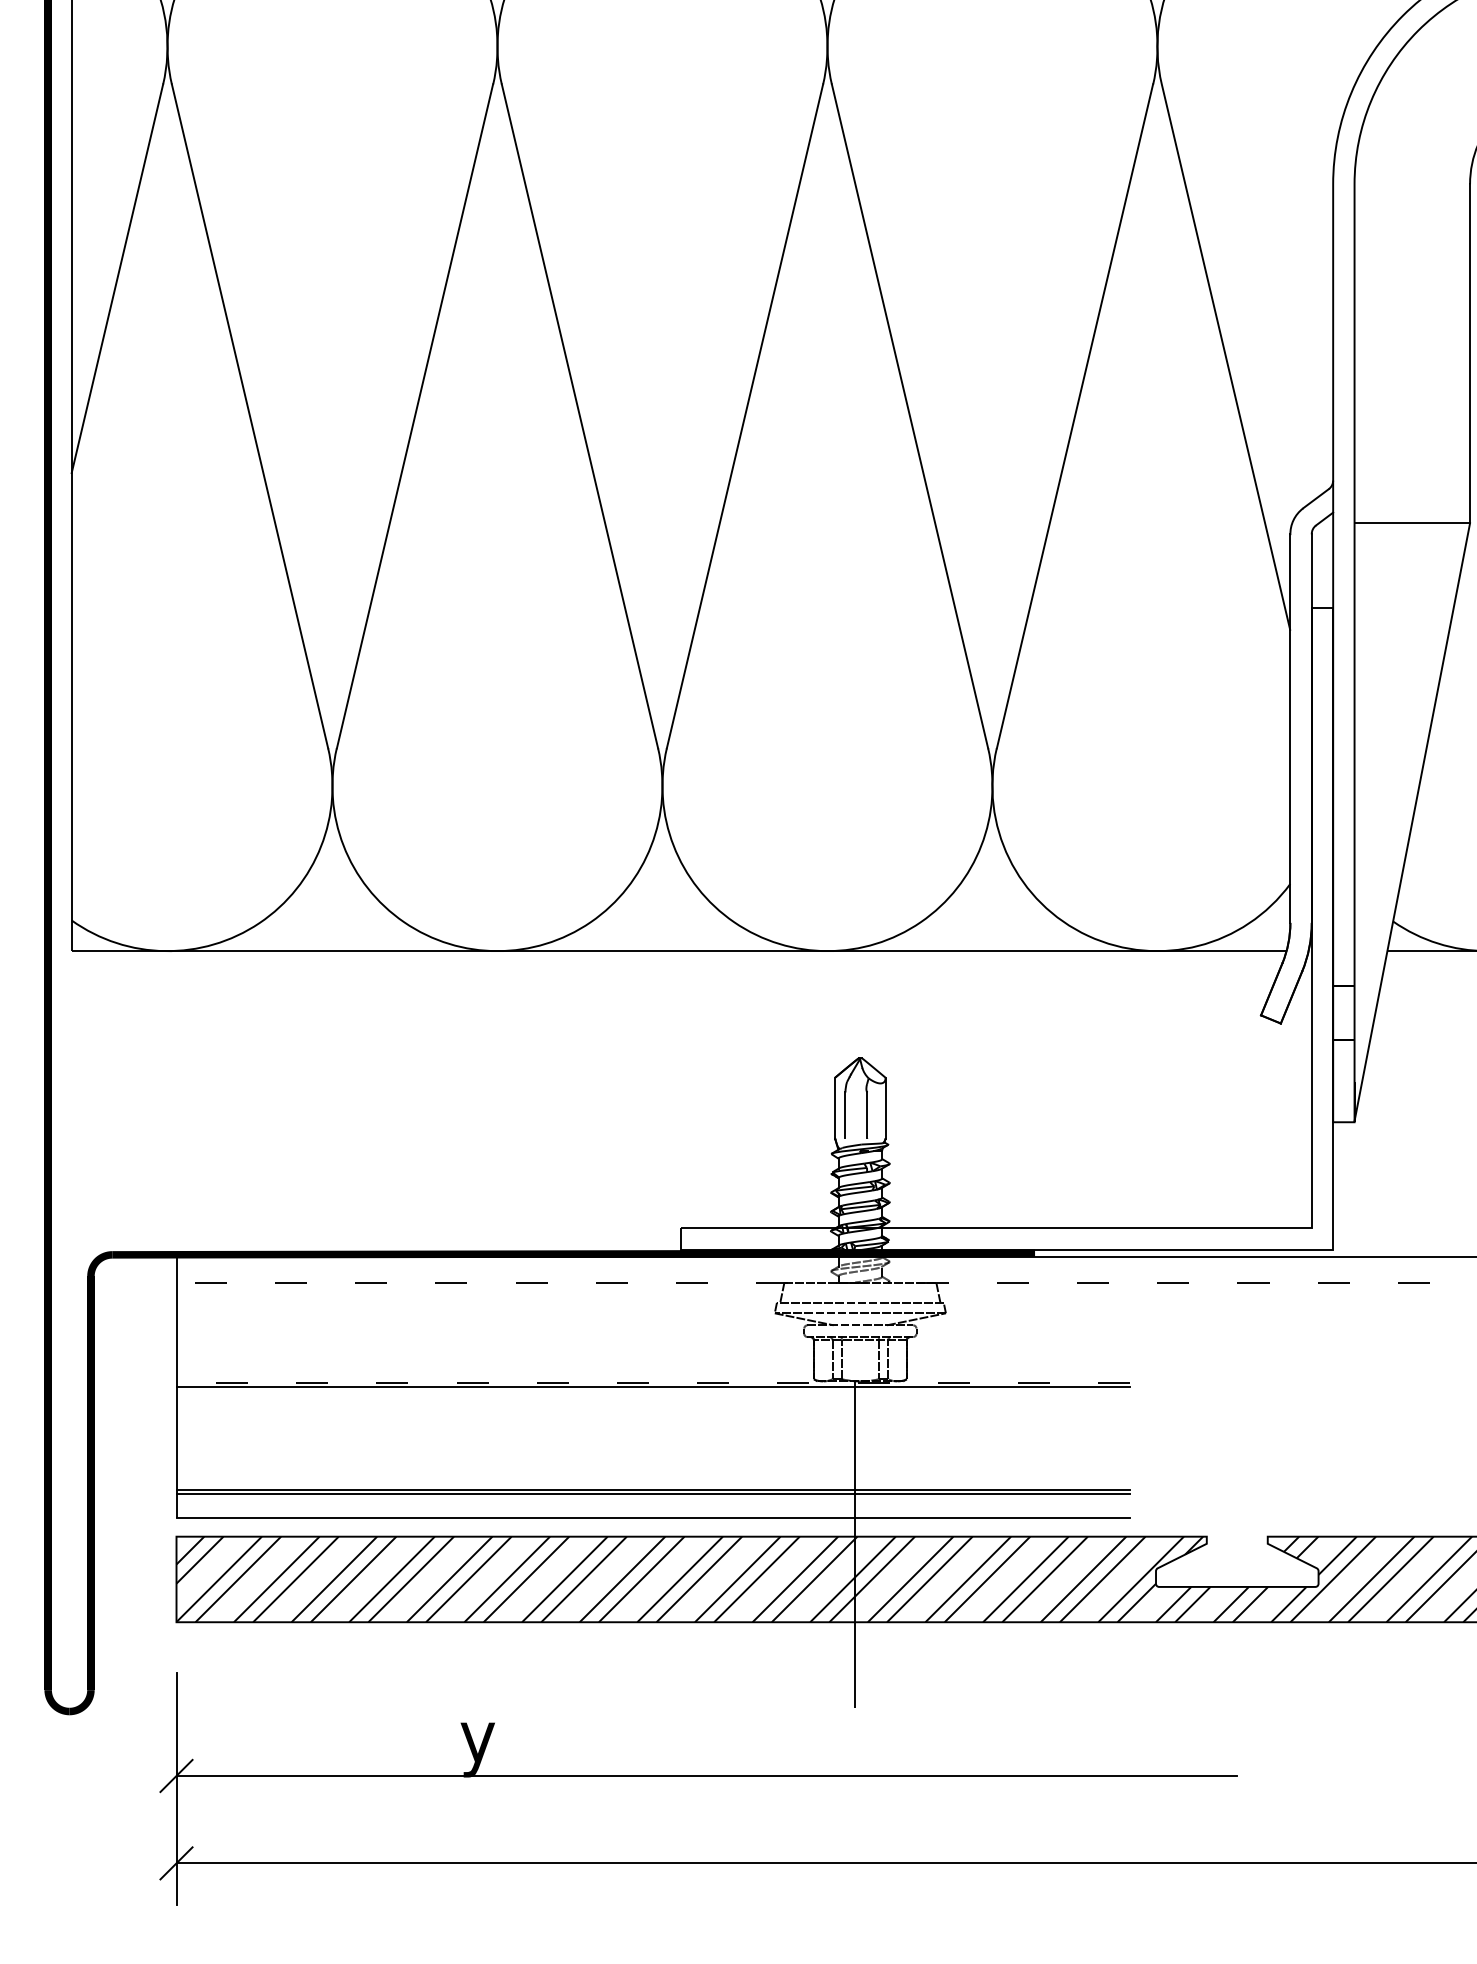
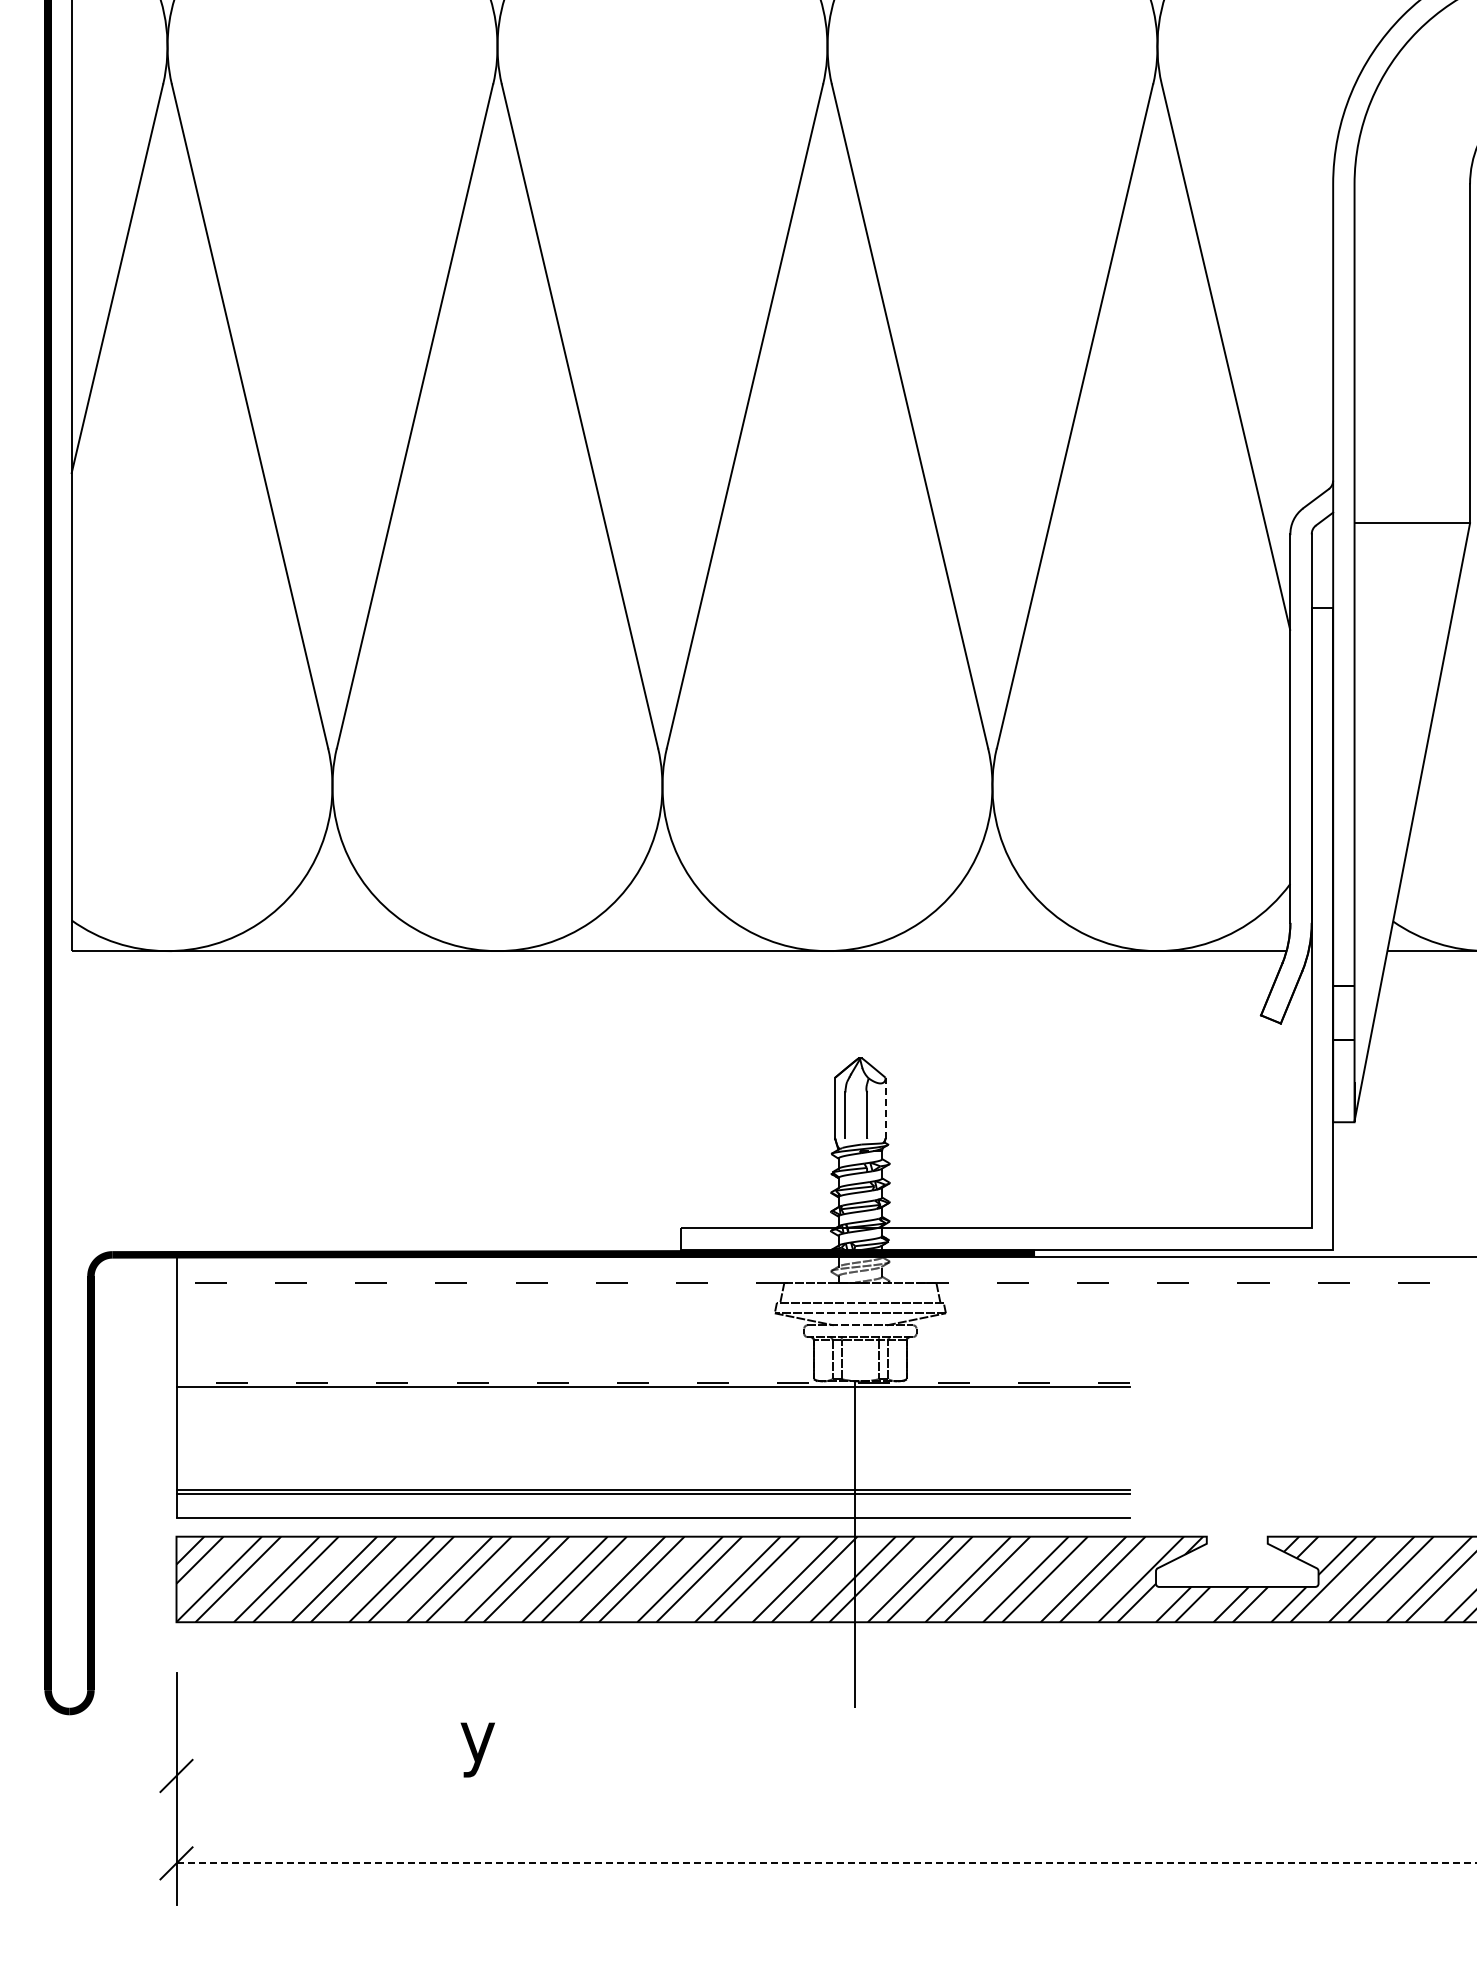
line: solid -> dashed (885, 1107)
line: present -> none (706, 1775)
line: solid -> dashed (826, 1863)
